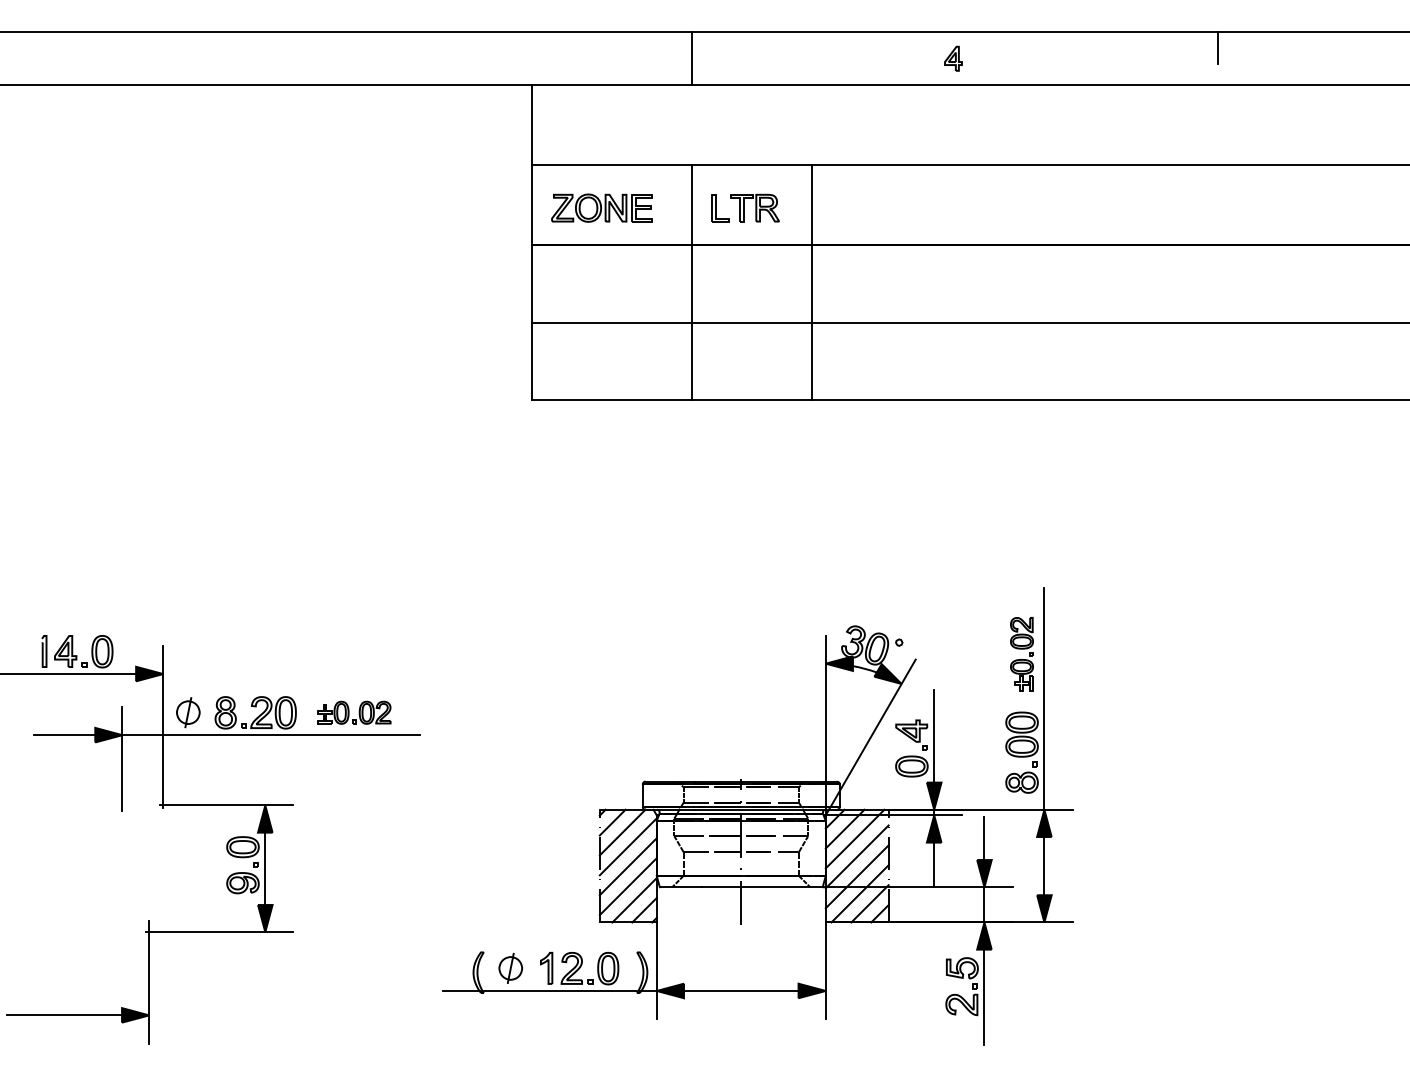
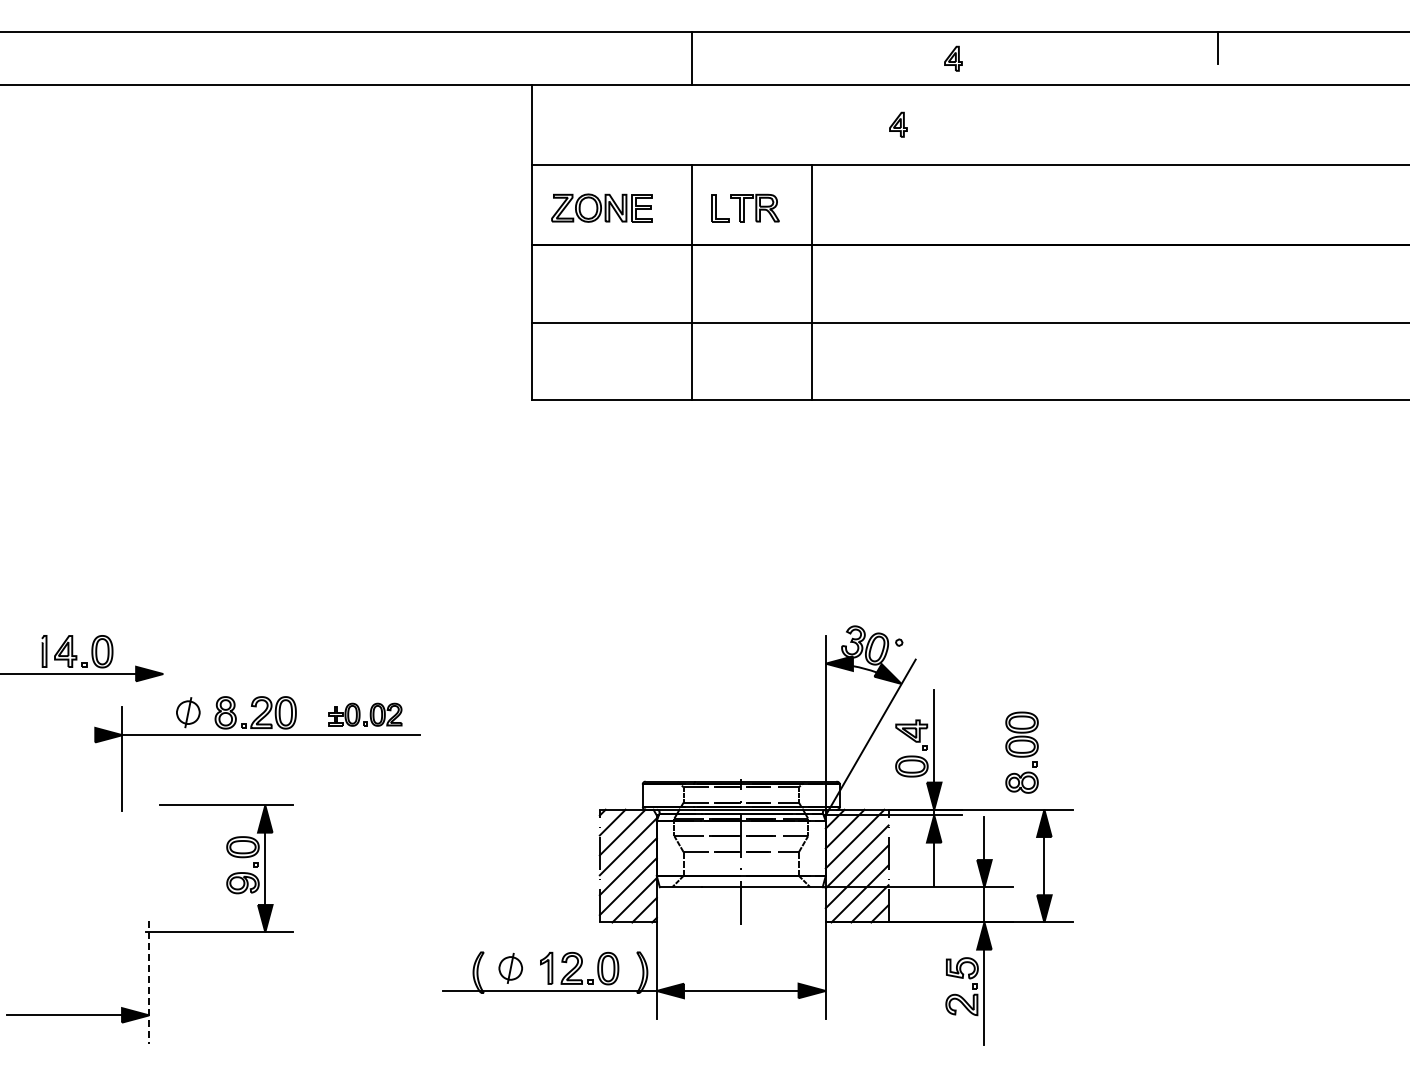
part: none -> present (898, 124)
part: present -> none (1021, 654)
line: present -> none (1044, 698)
part position: (354, 712) -> (365, 714) (365, 714)
line: present -> none (163, 726)
line: present -> none (64, 735)
line: solid -> dashed (149, 982)
